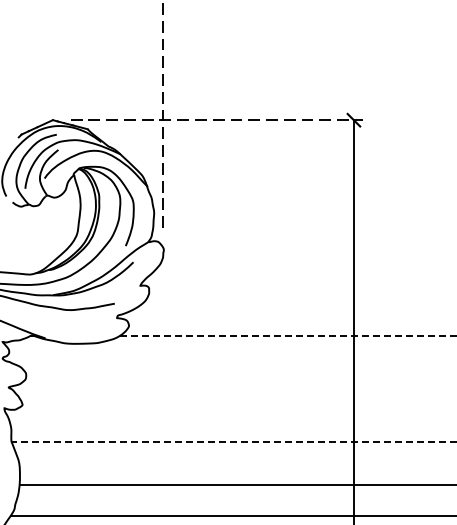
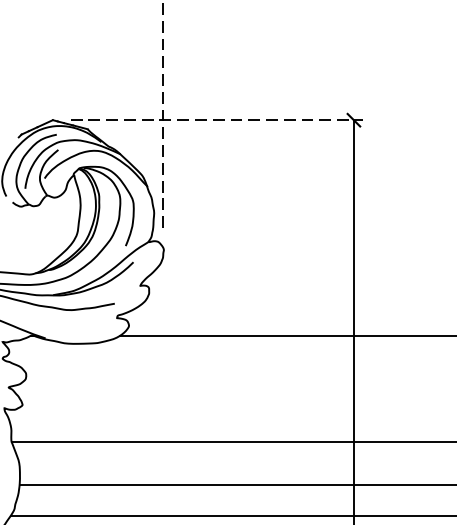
line: dashed -> solid (287, 336)
line: dashed -> solid (233, 441)
